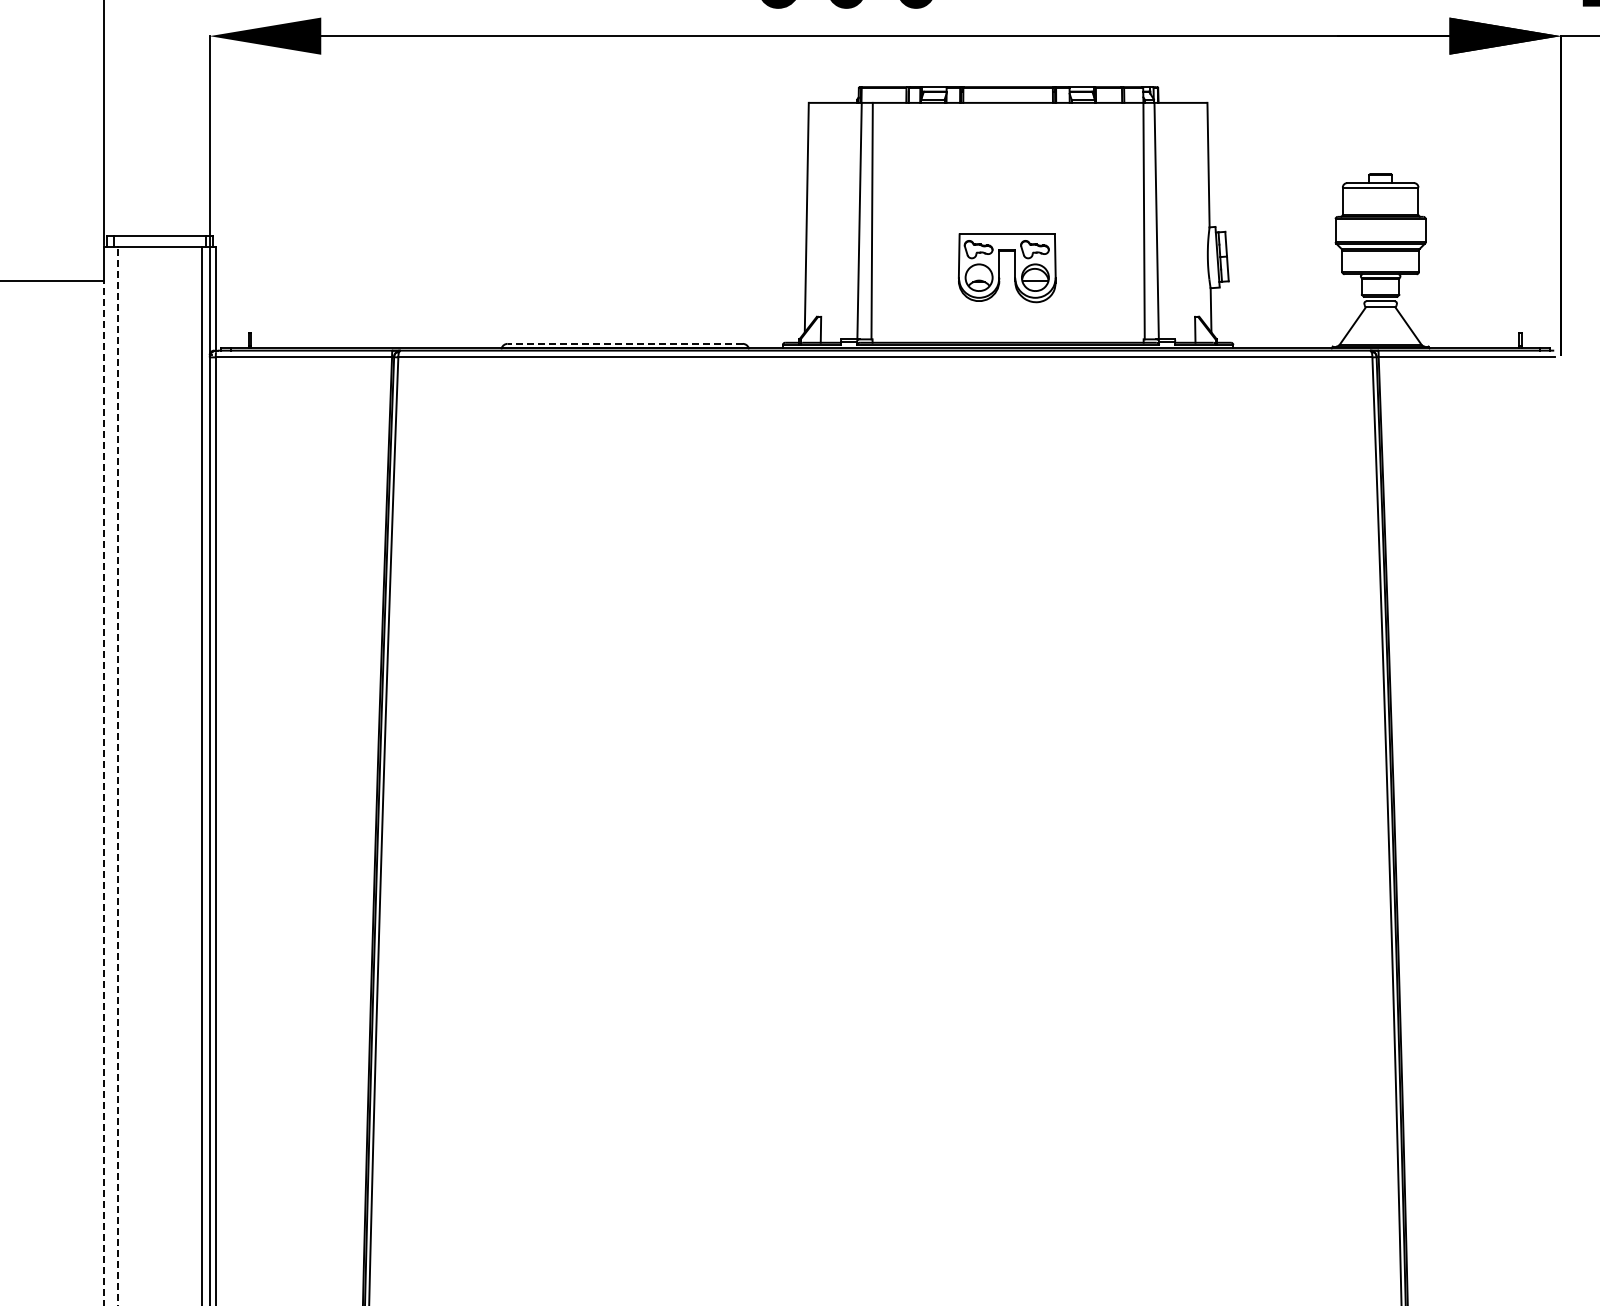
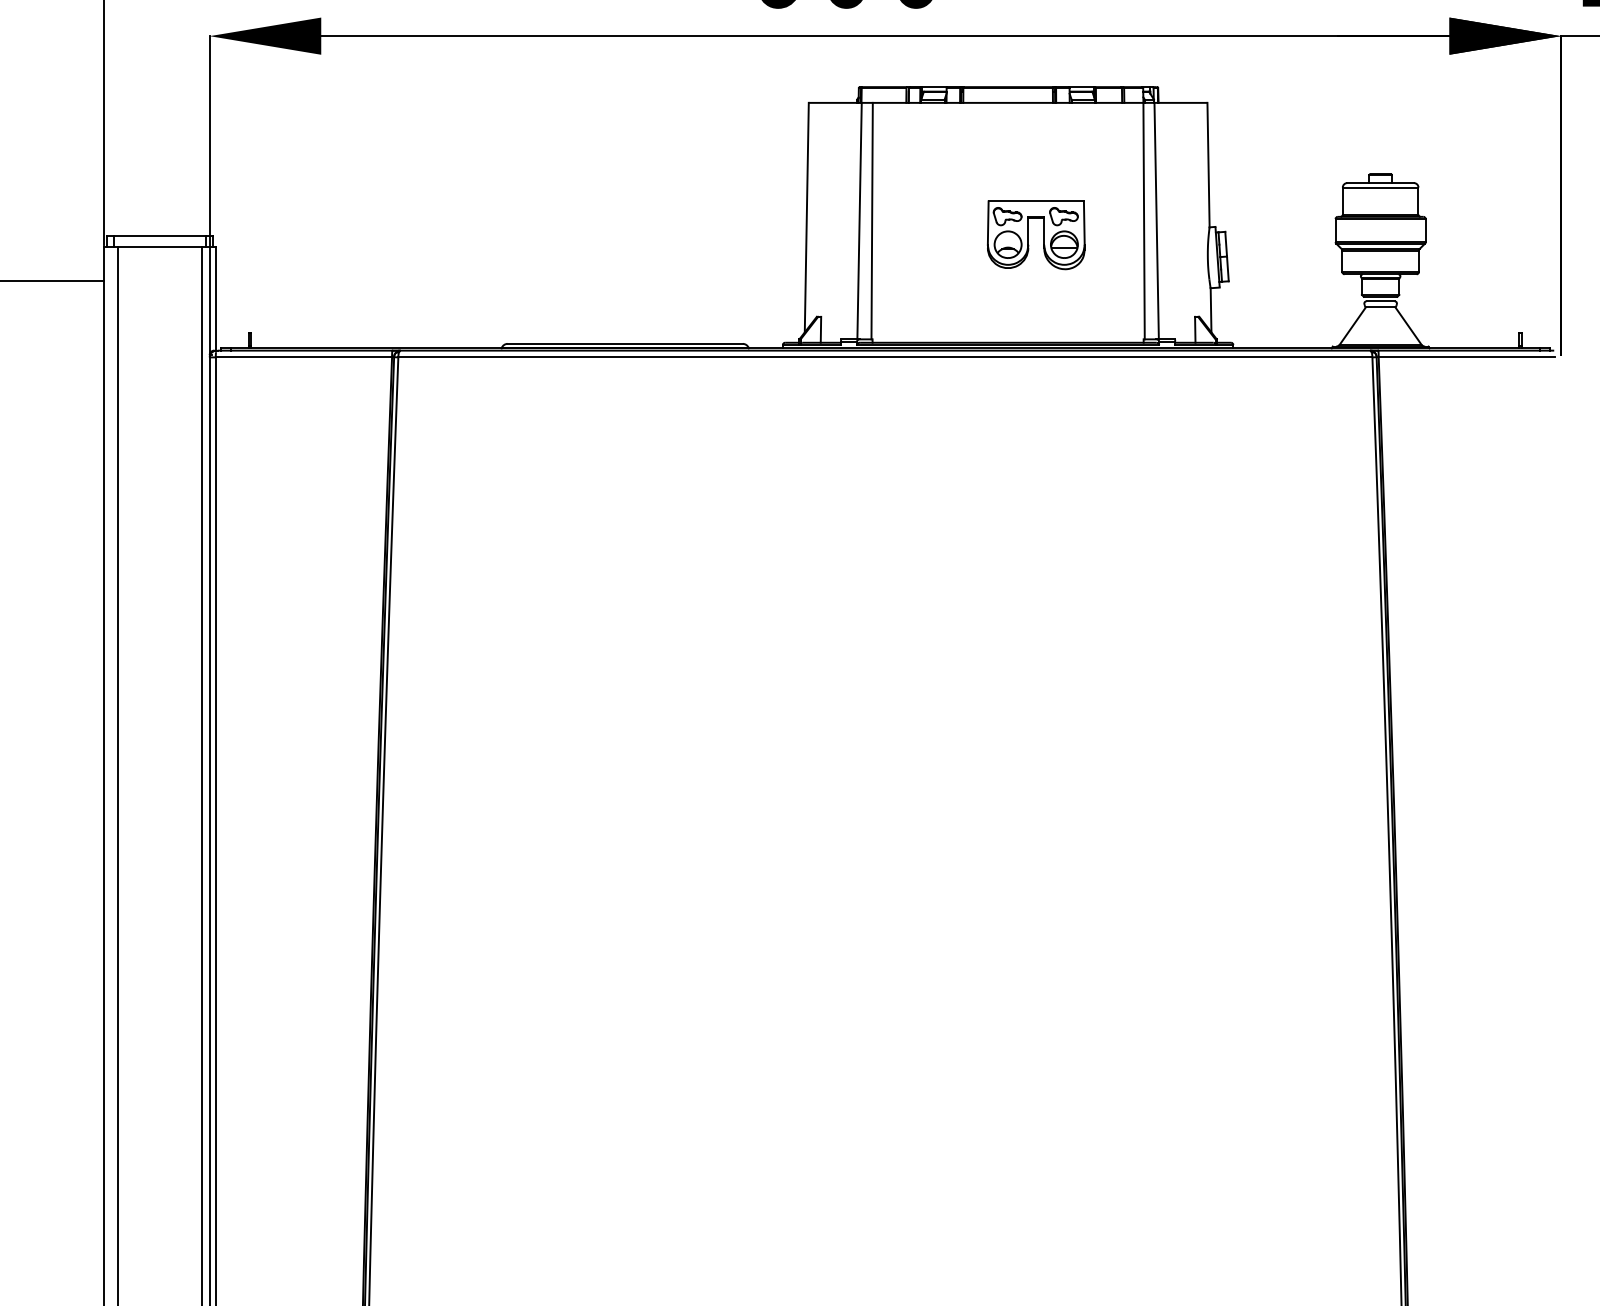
part position: (1014, 268) -> (1043, 235) (1043, 235)
line: dashed -> solid (625, 343)
line: dashed -> solid (118, 775)
line: dashed -> solid (103, 792)
